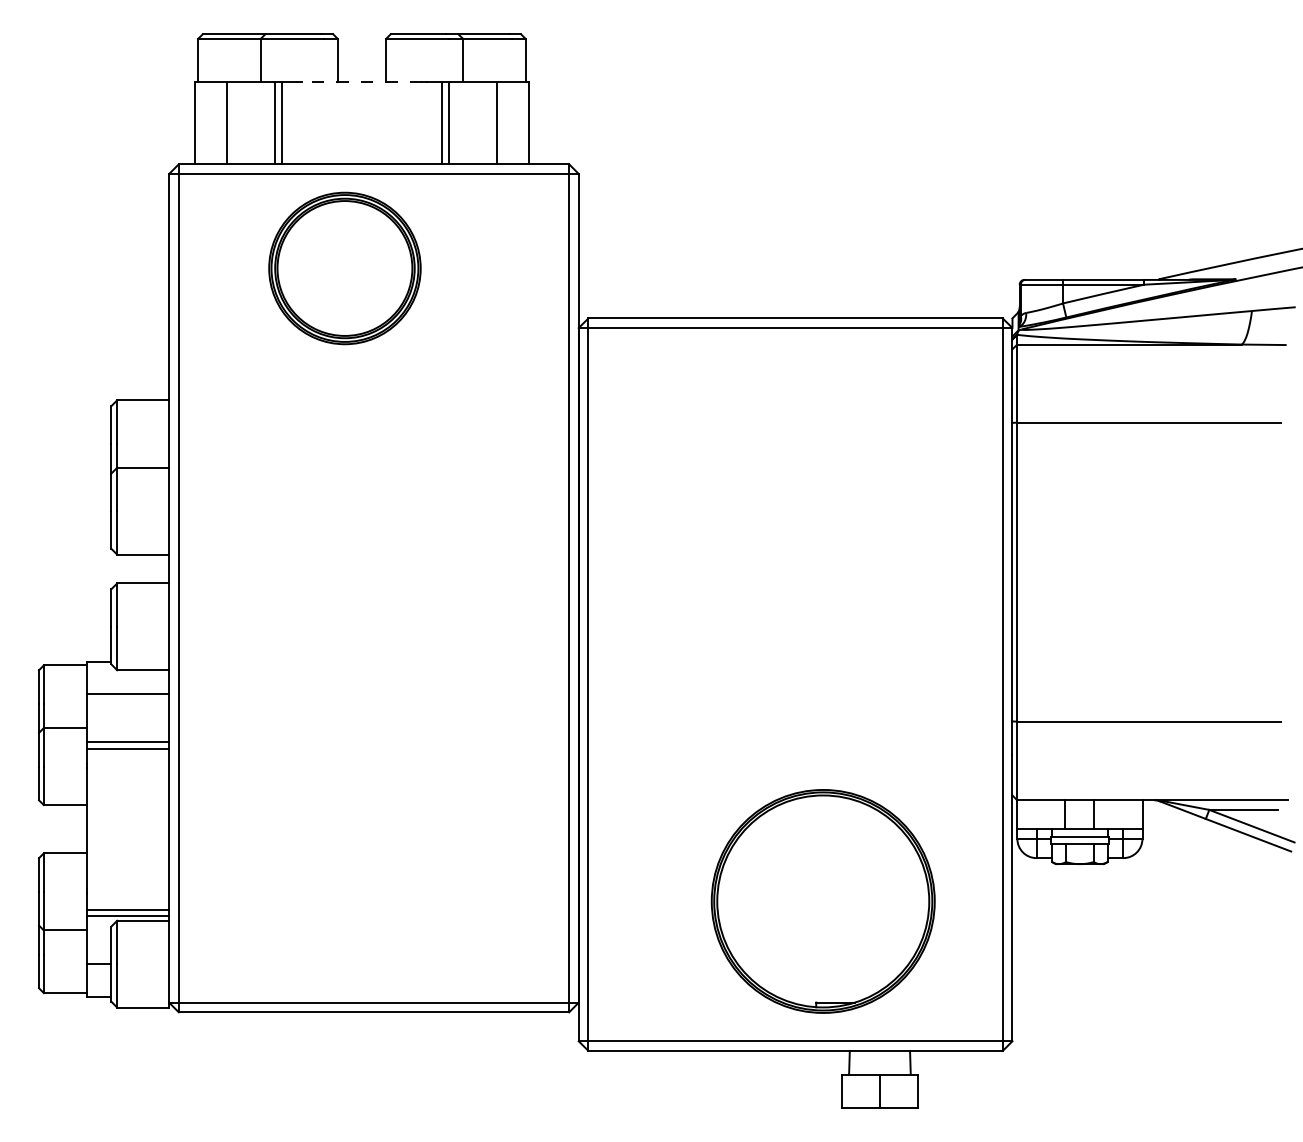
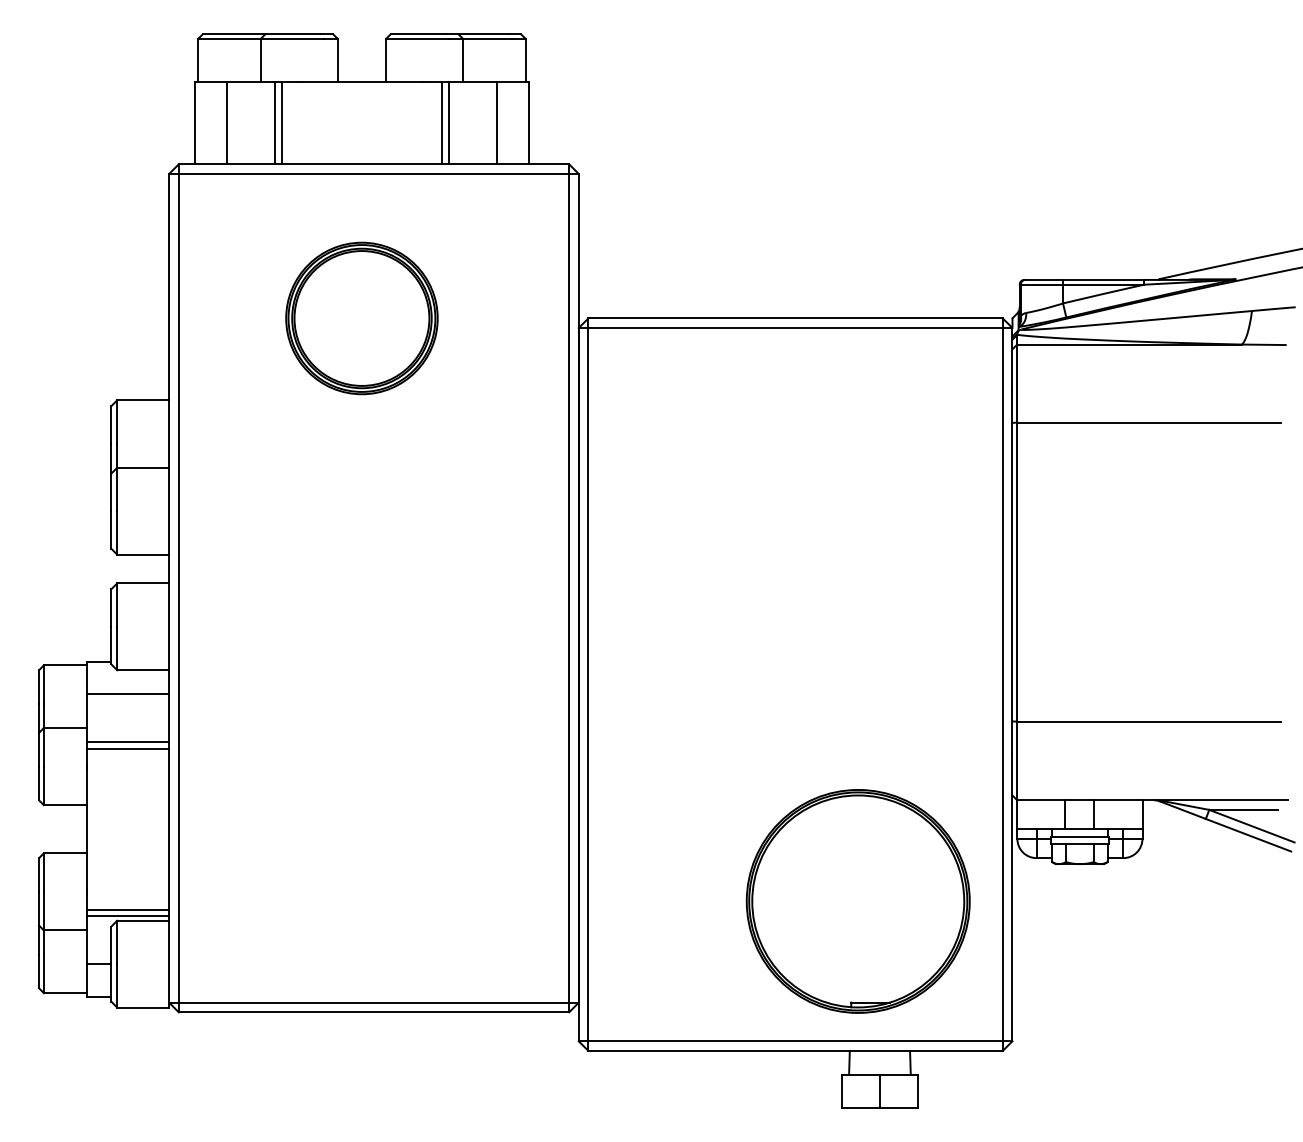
line: dashed -> solid (361, 82)
part position: (344, 268) -> (361, 318) (361, 318)
part position: (822, 901) -> (857, 901) (857, 901)
